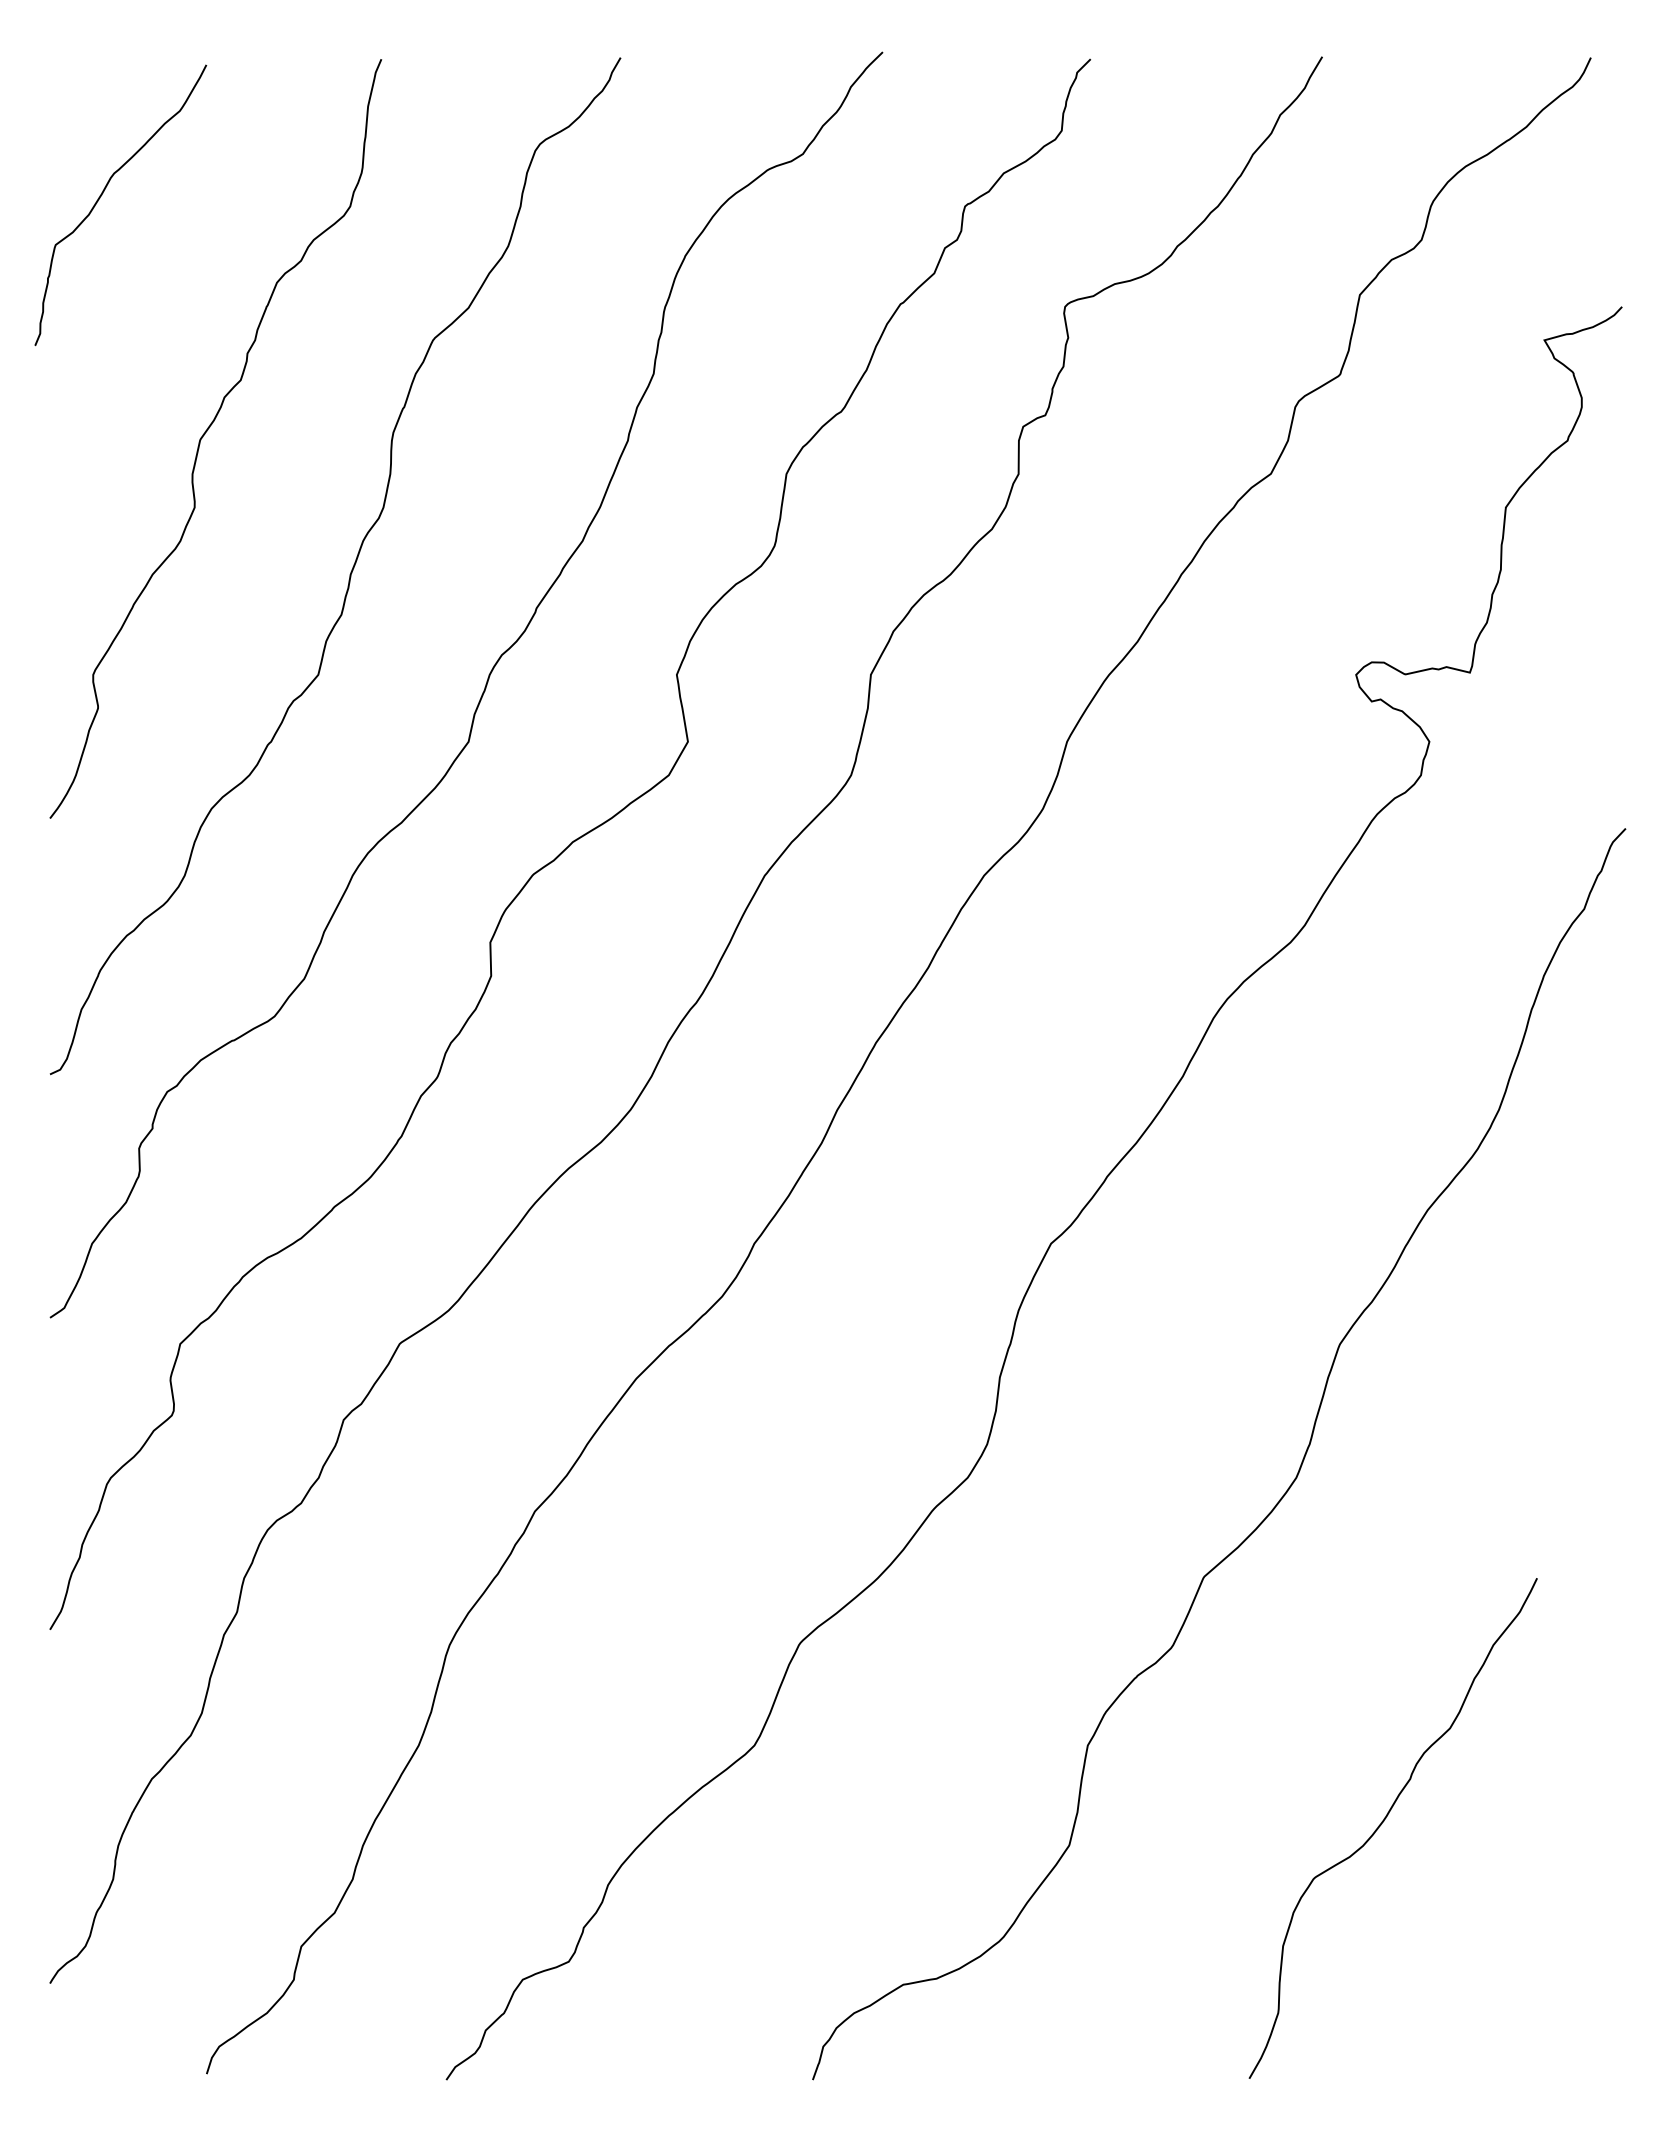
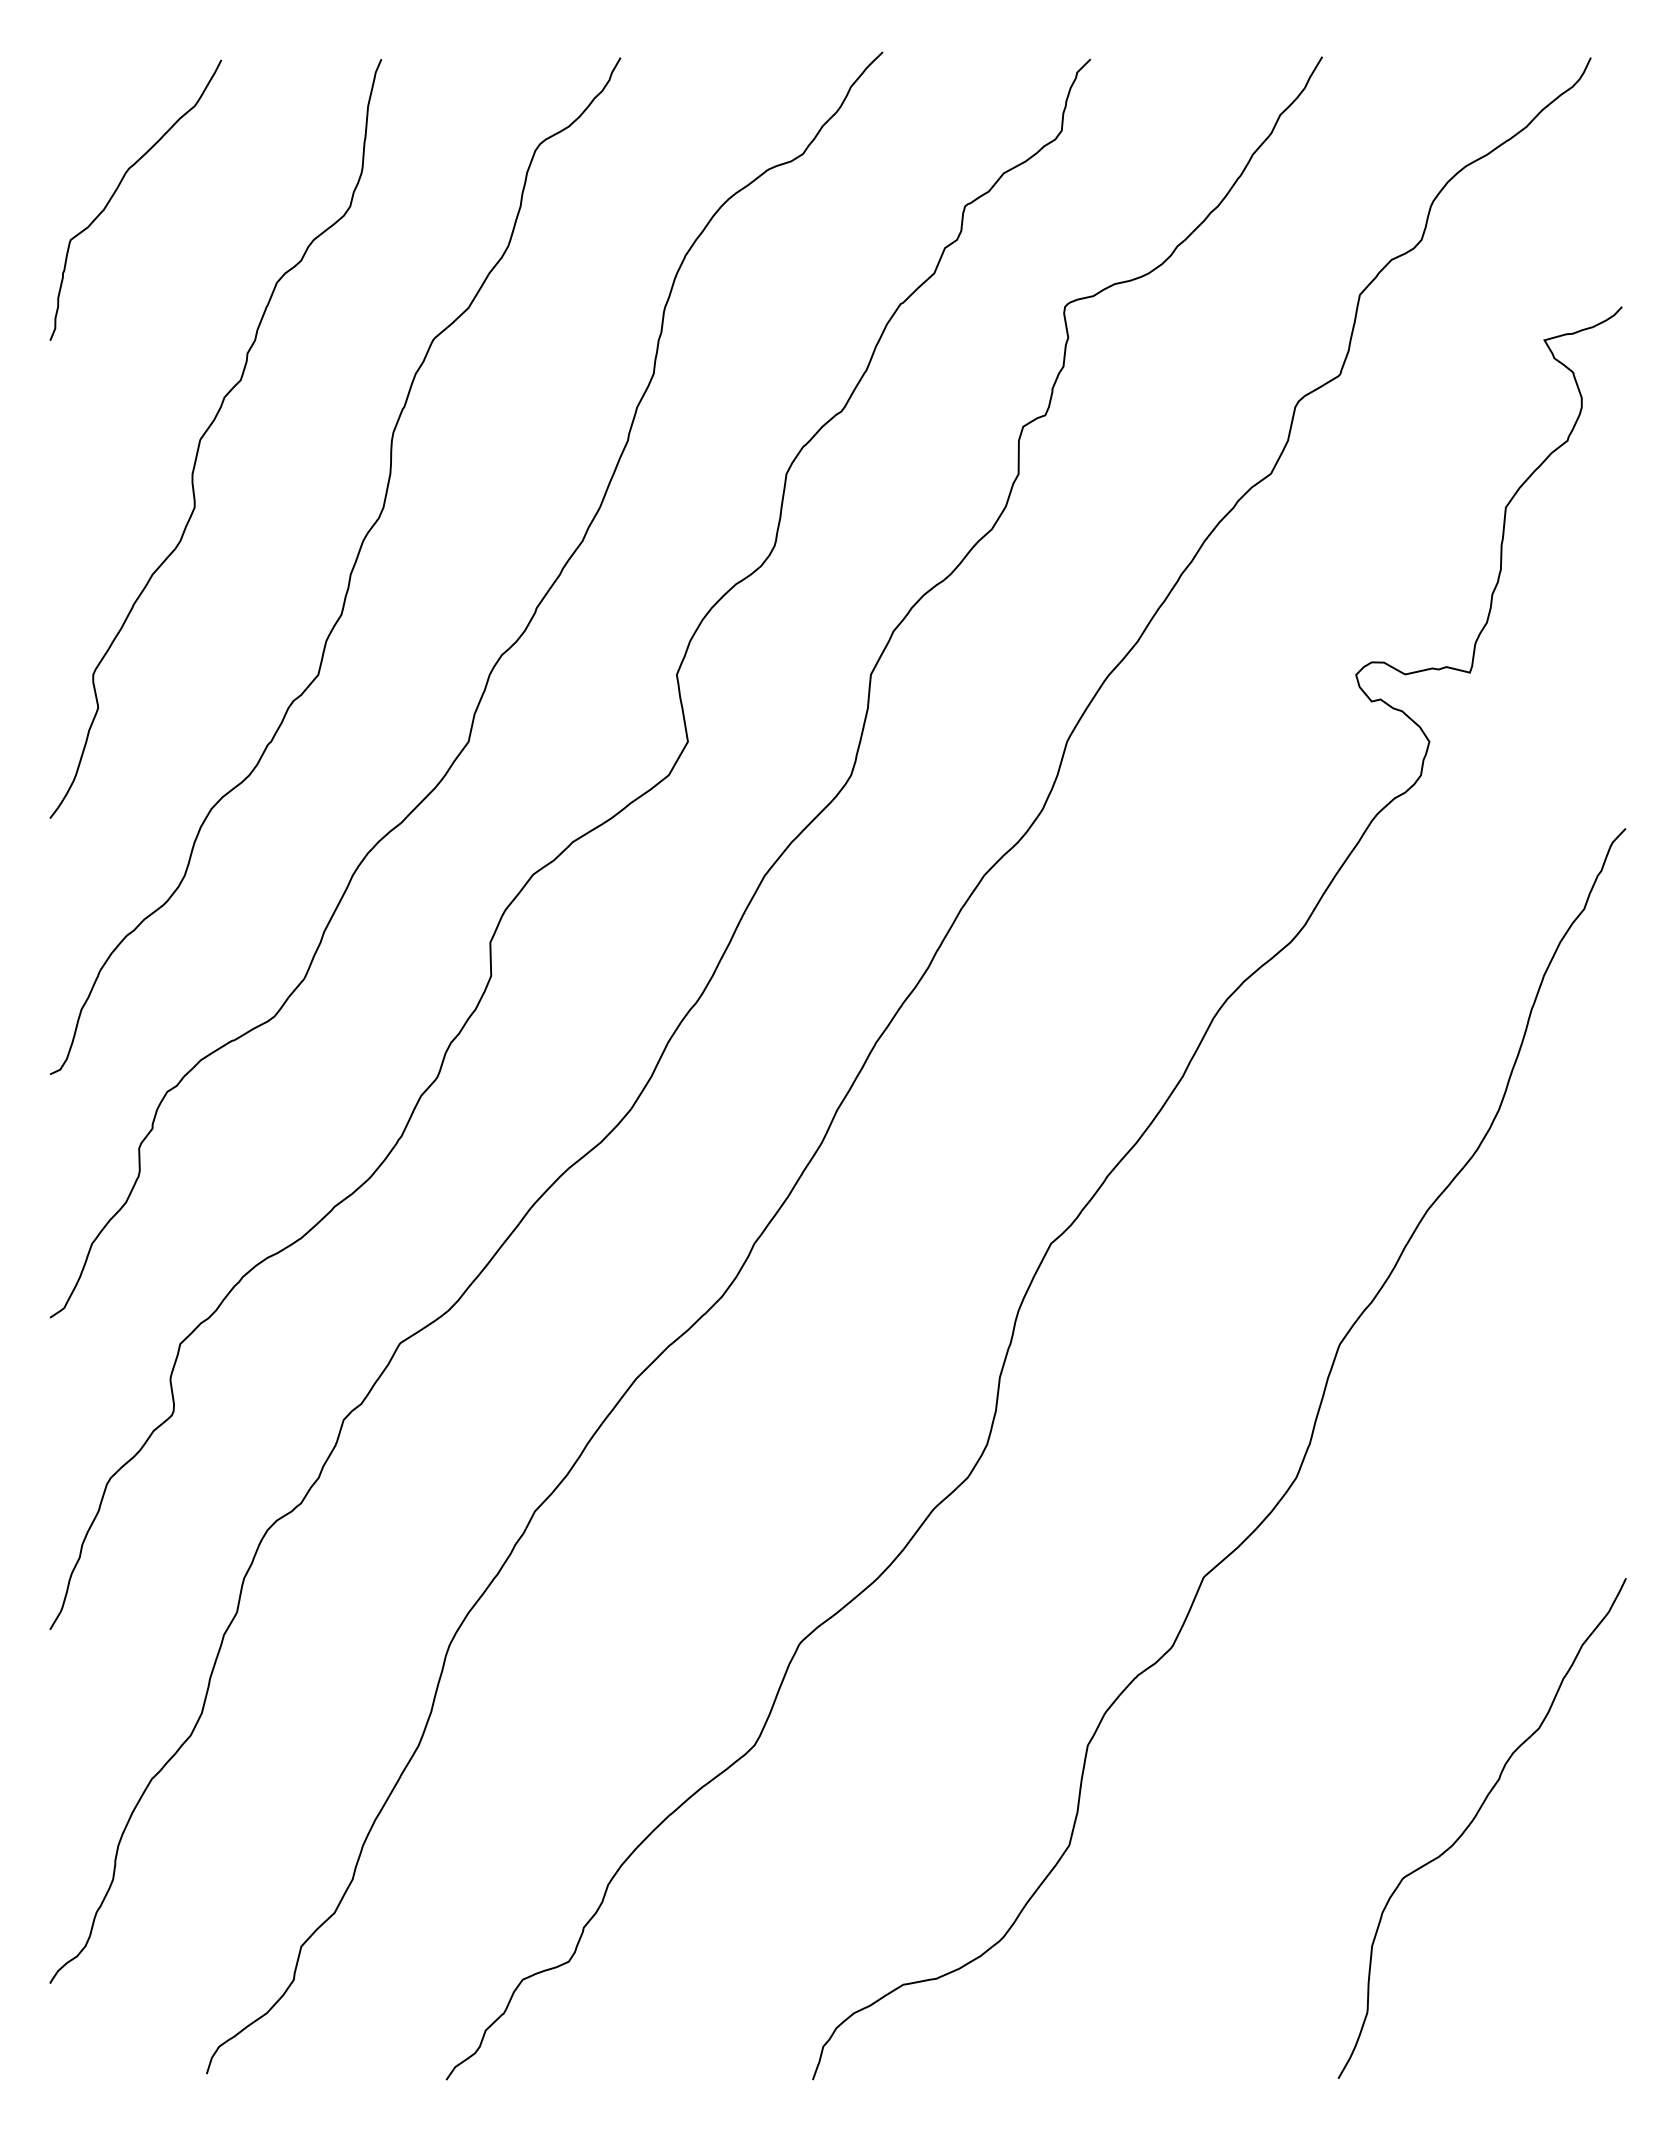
curve position: (102, 195) -> (117, 190) (117, 190)
curve position: (1384, 1821) -> (1473, 1821) (1473, 1821)
